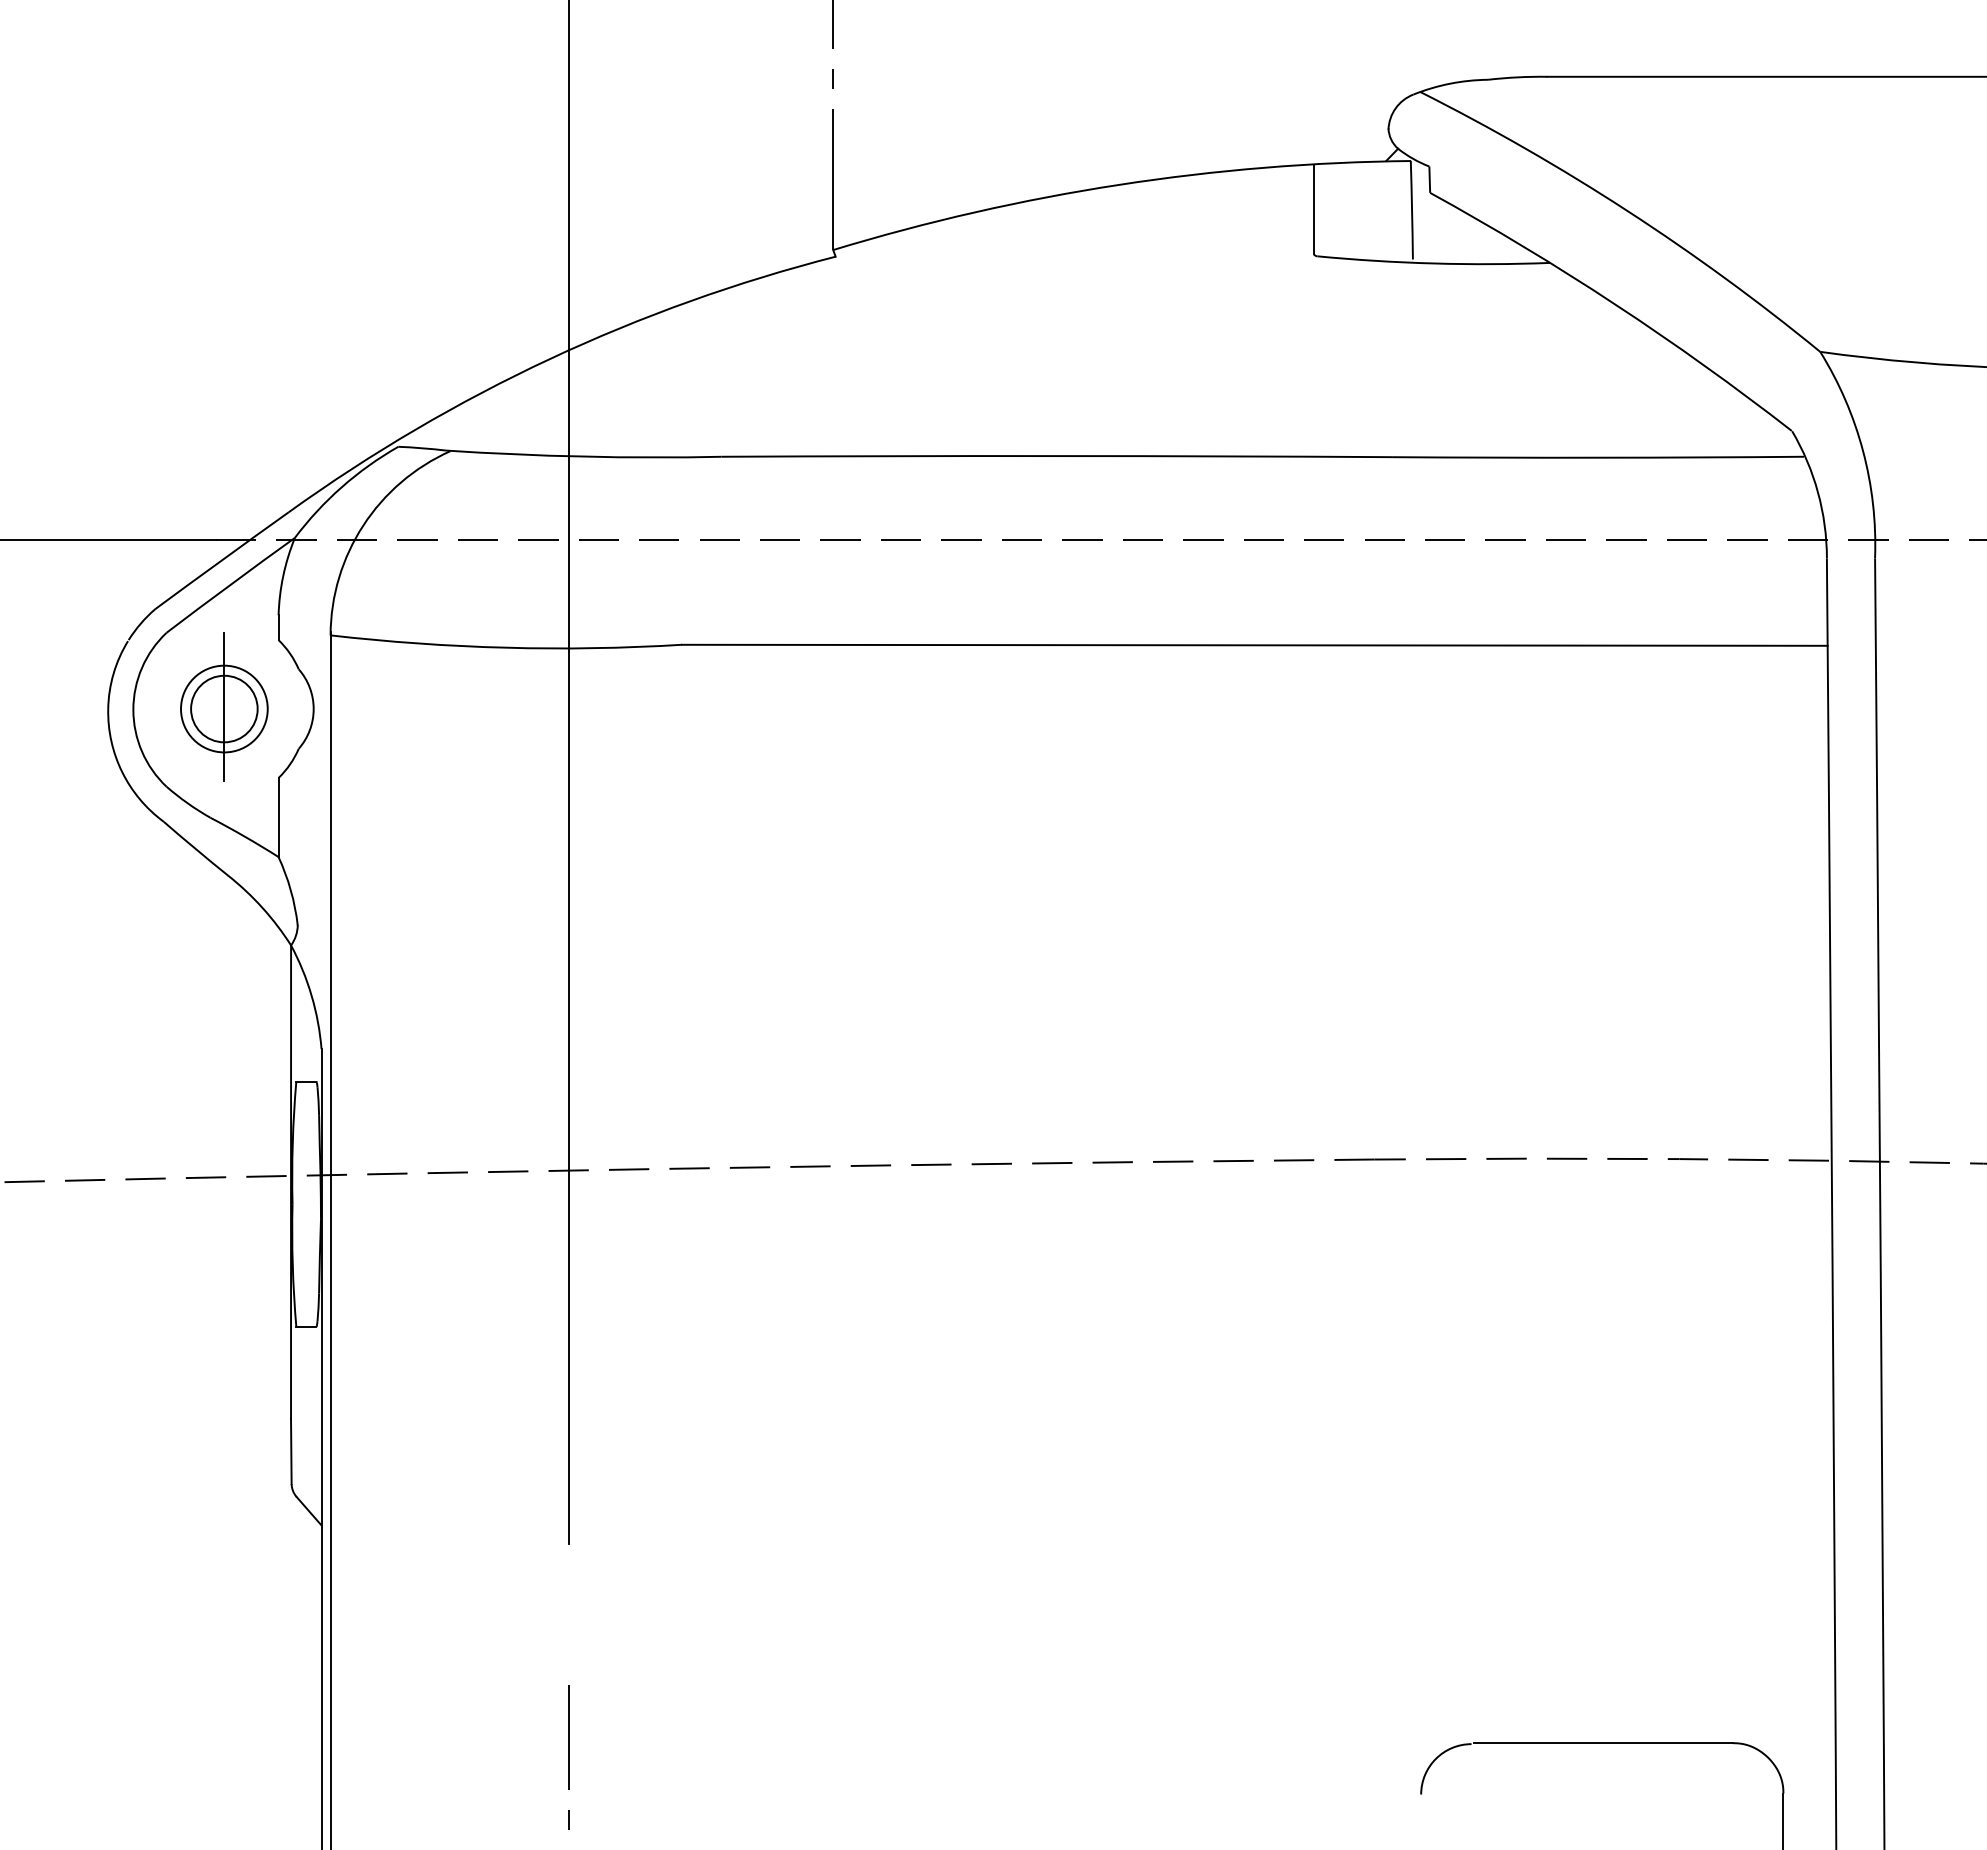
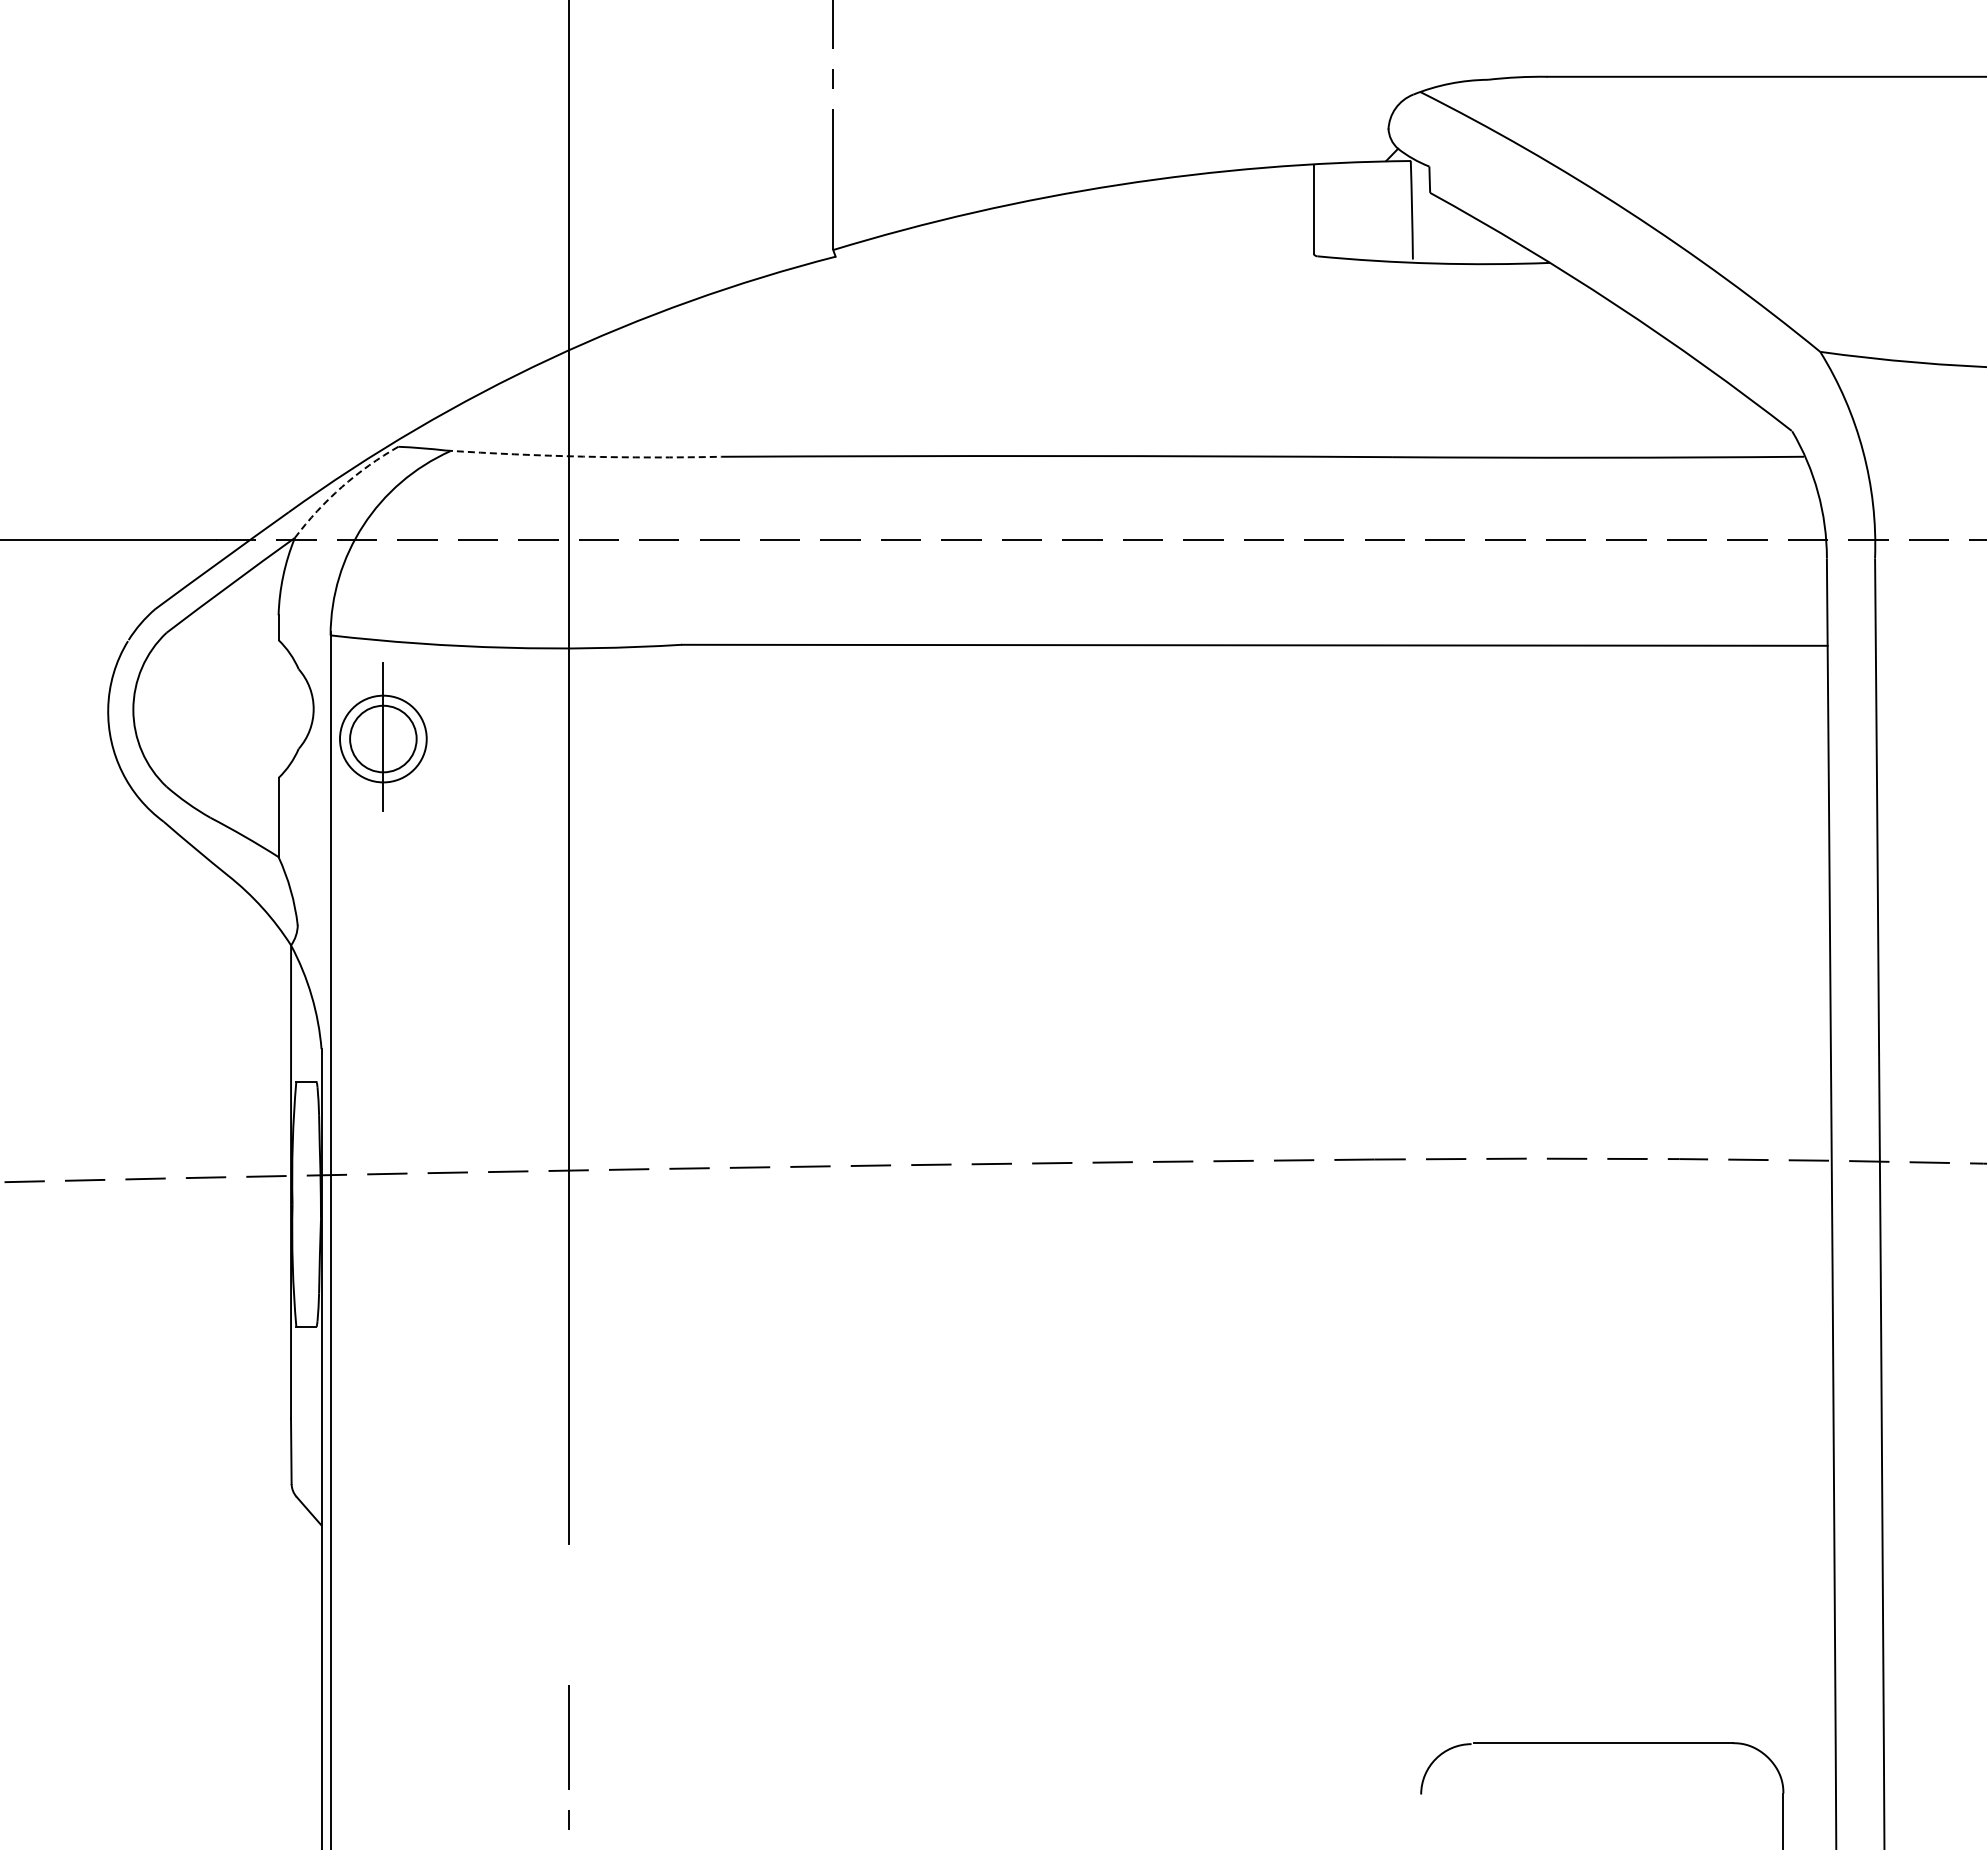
arc: solid -> dashed (583, 456)
arc: solid -> dashed (341, 487)
part position: (224, 706) -> (383, 736) (383, 736)
